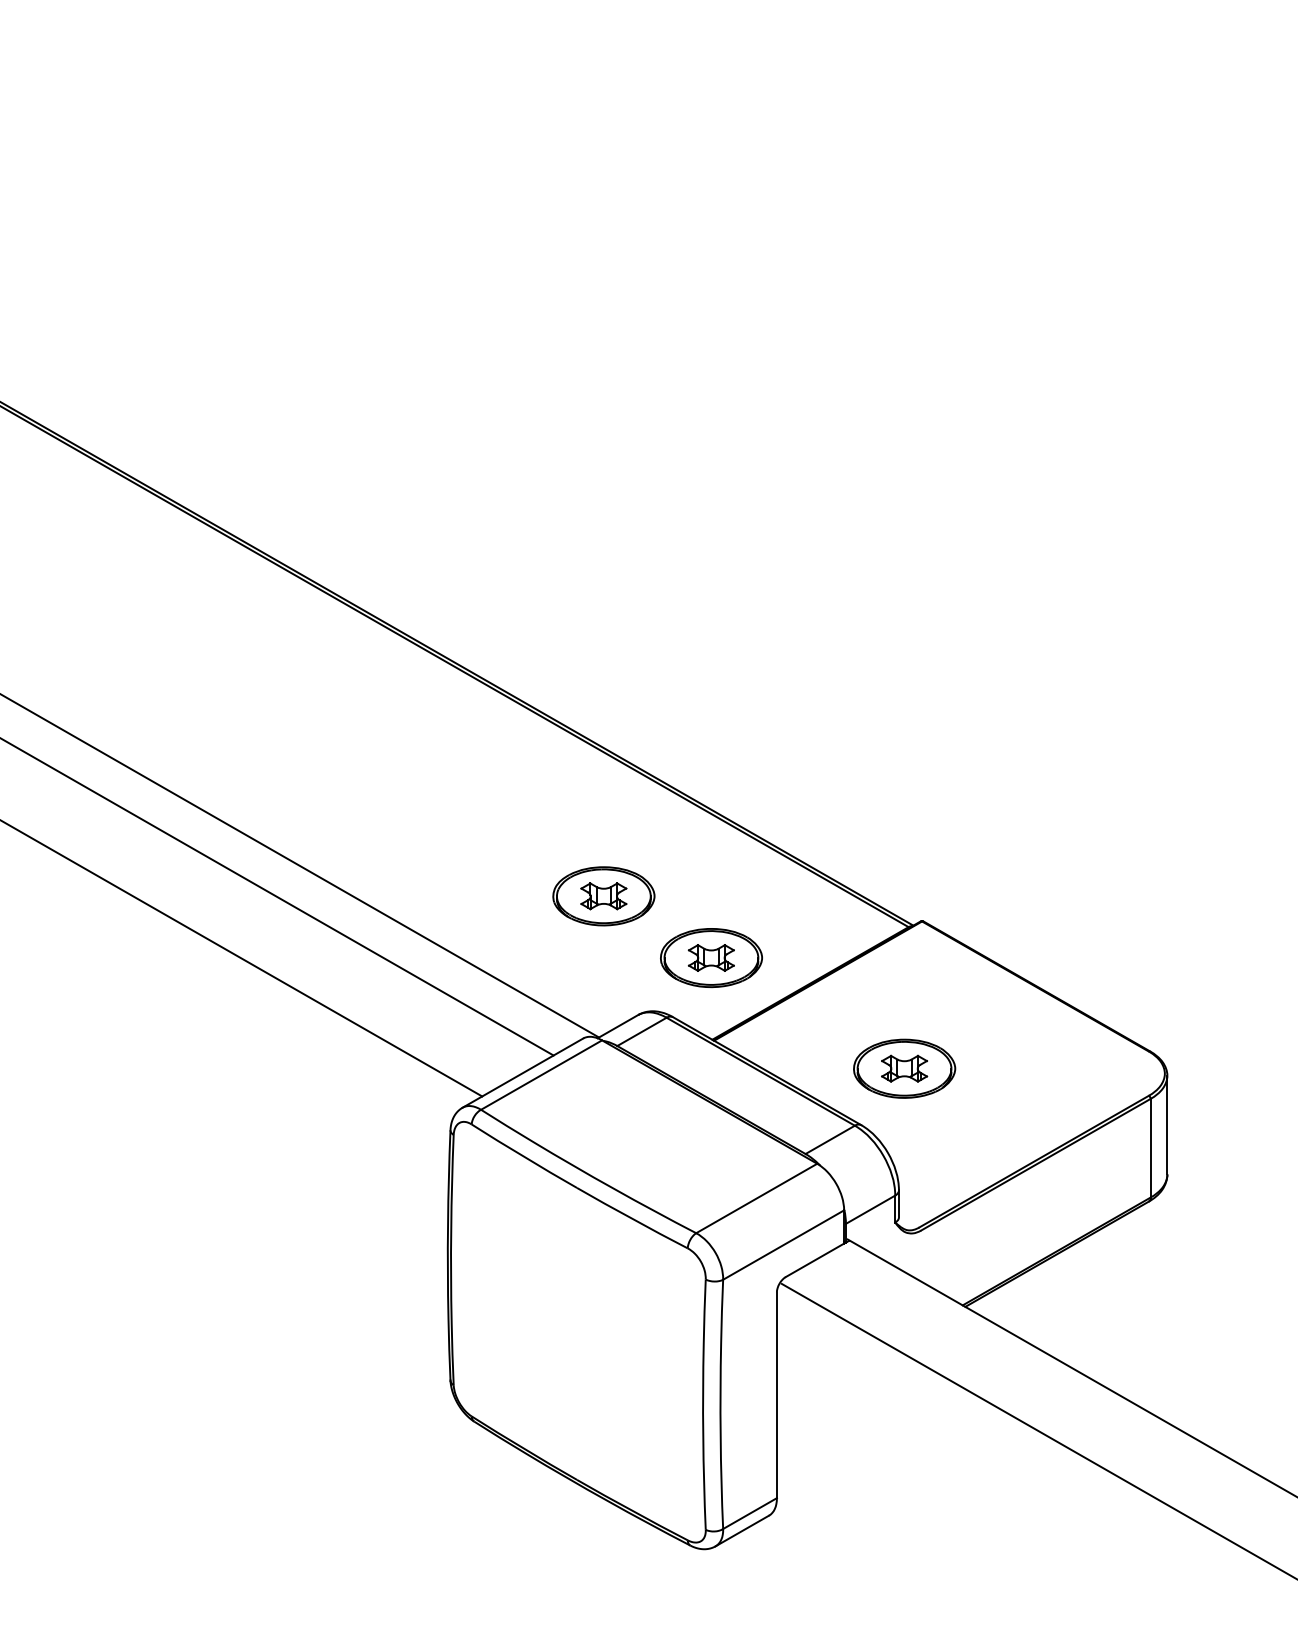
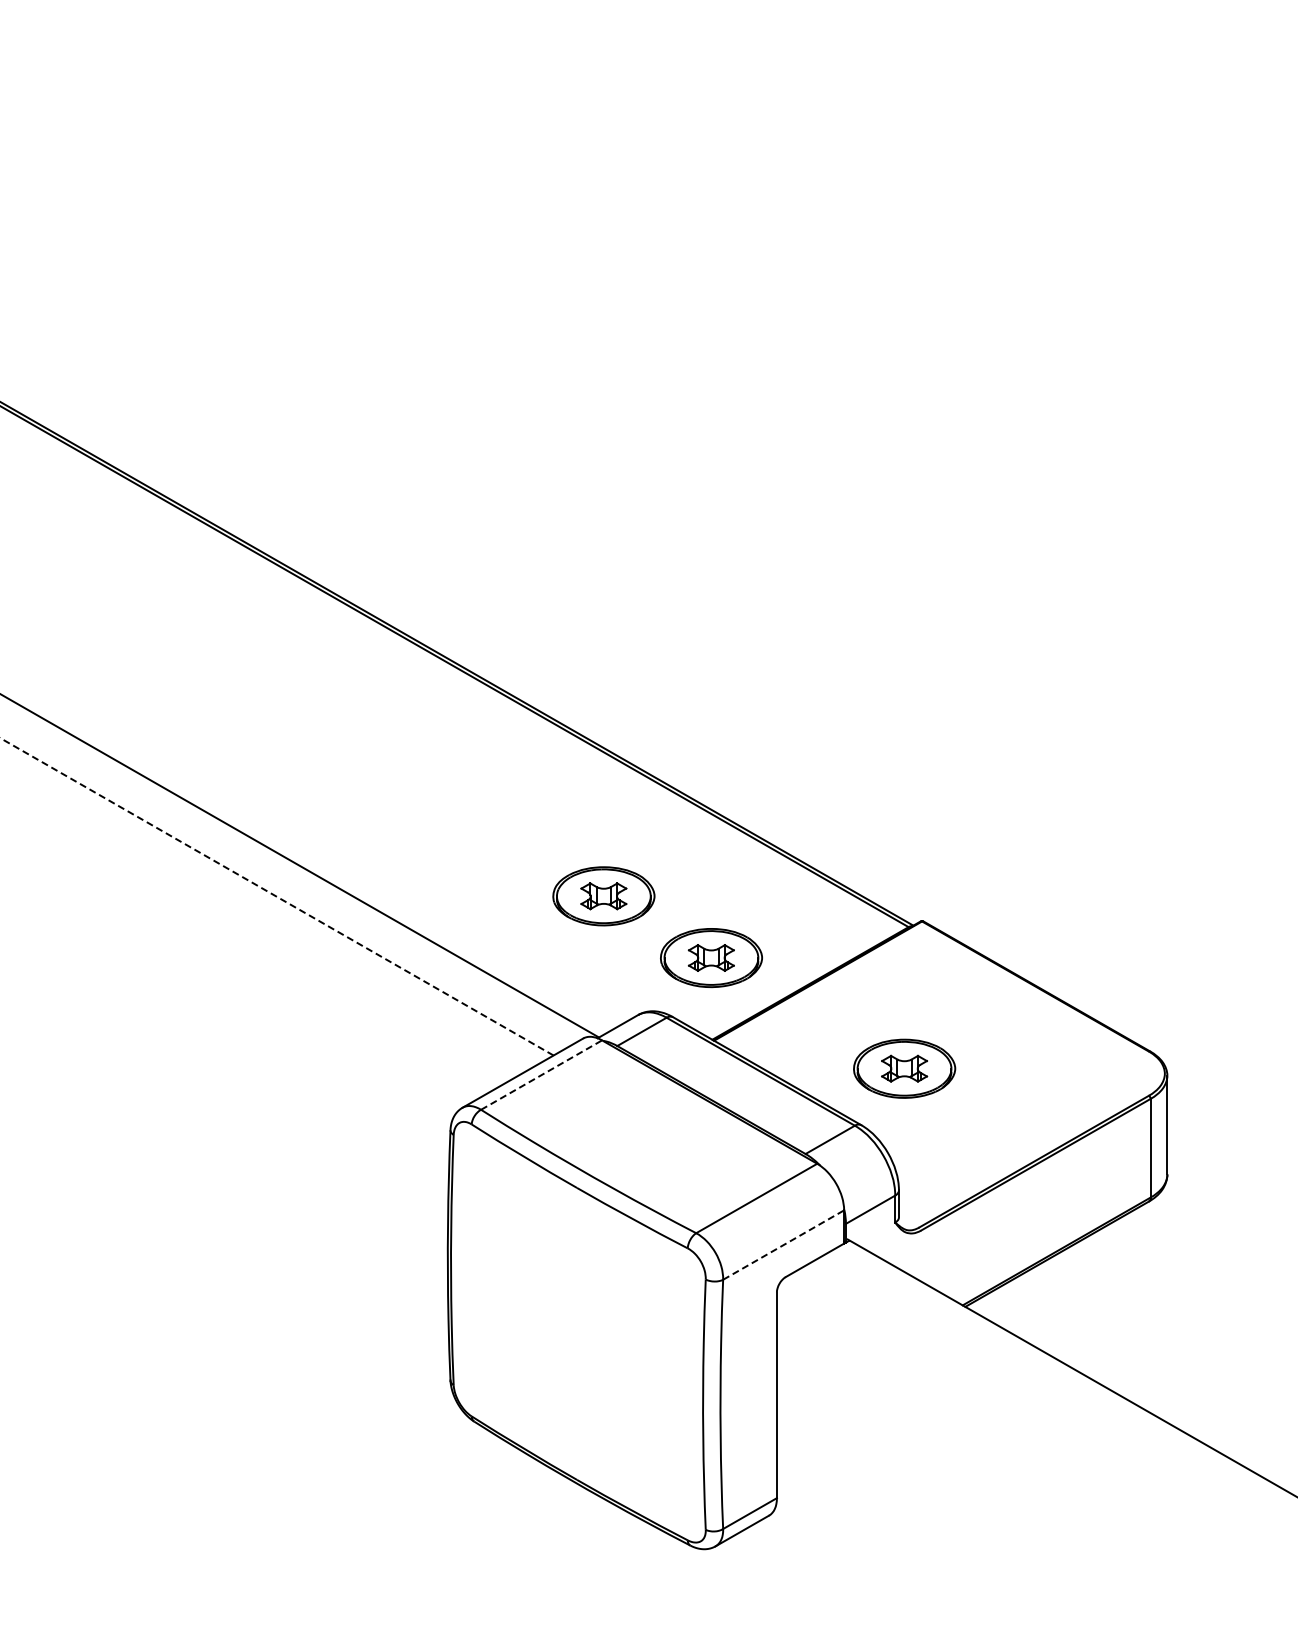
line: solid -> dashed (277, 896)
line: present -> none (242, 958)
line: solid -> dashed (541, 1075)
line: solid -> dashed (783, 1245)
line: present -> none (1037, 1430)
